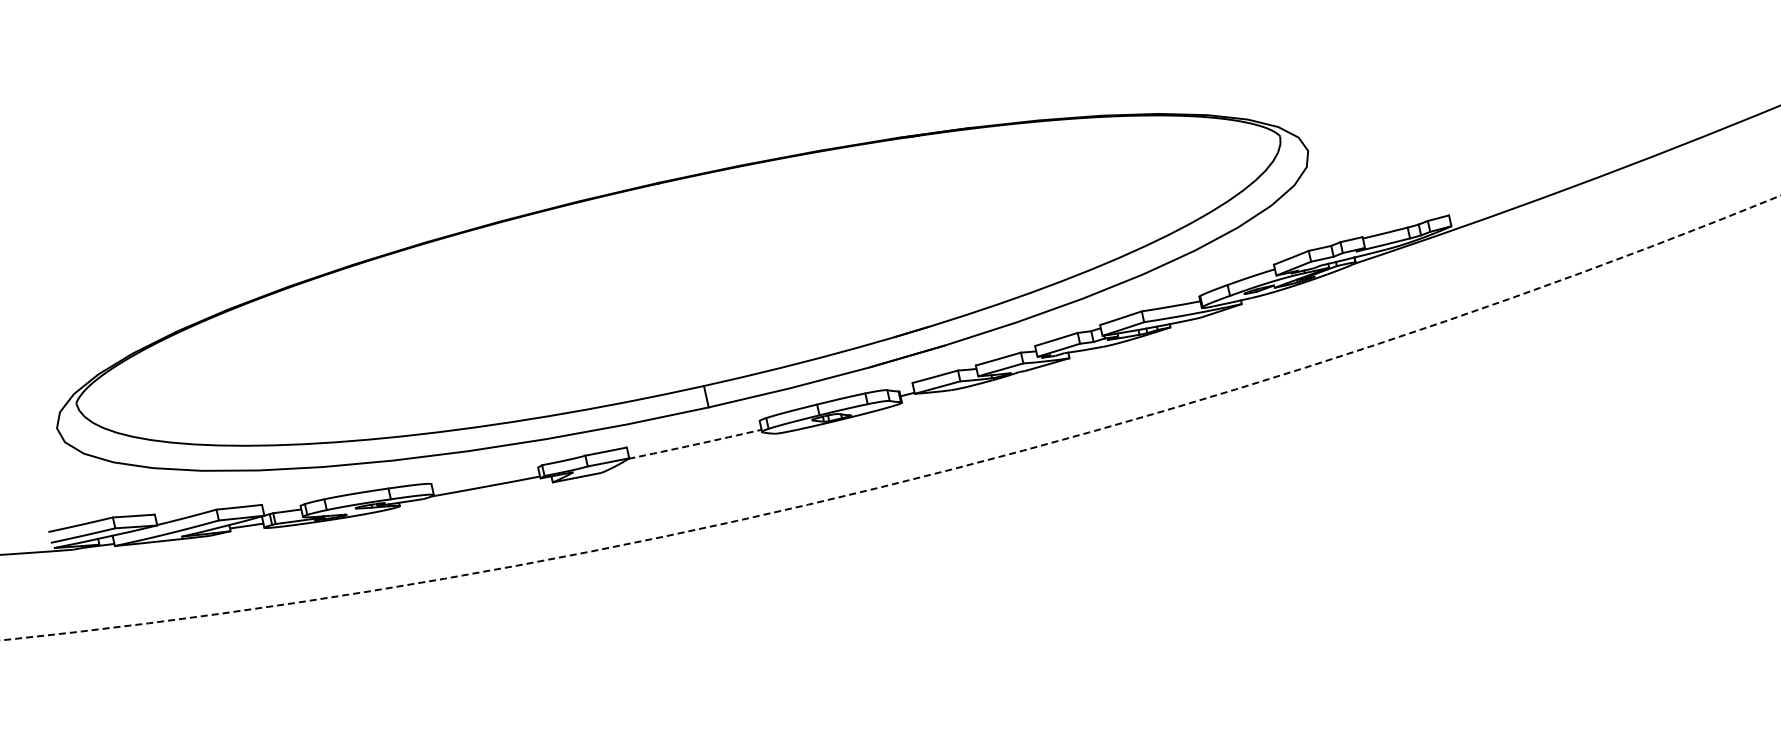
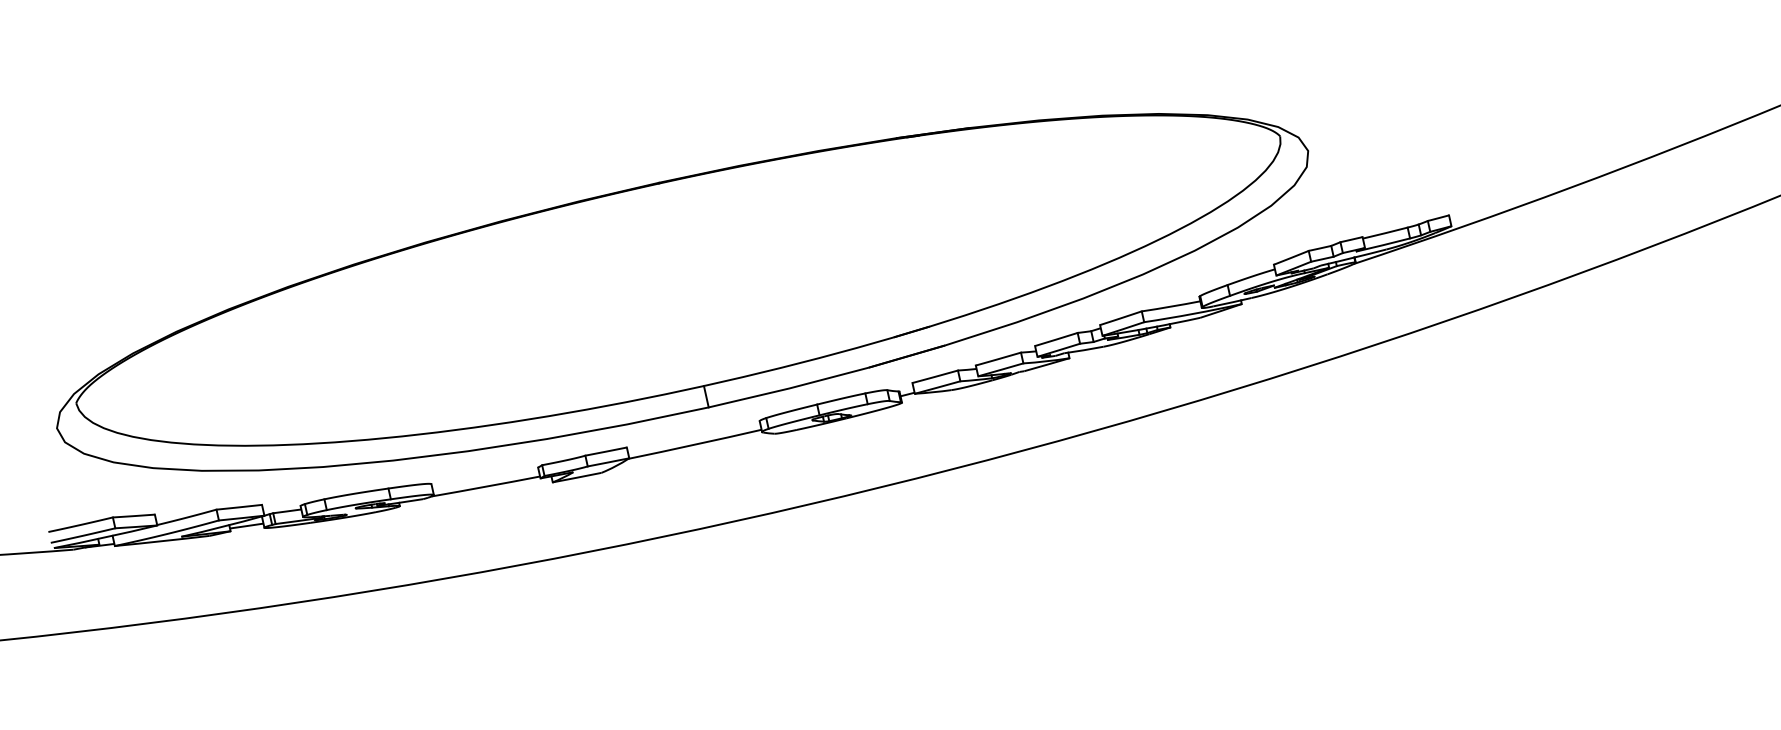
arc: dashed -> solid (695, 444)
arc: dashed -> solid (906, 480)
